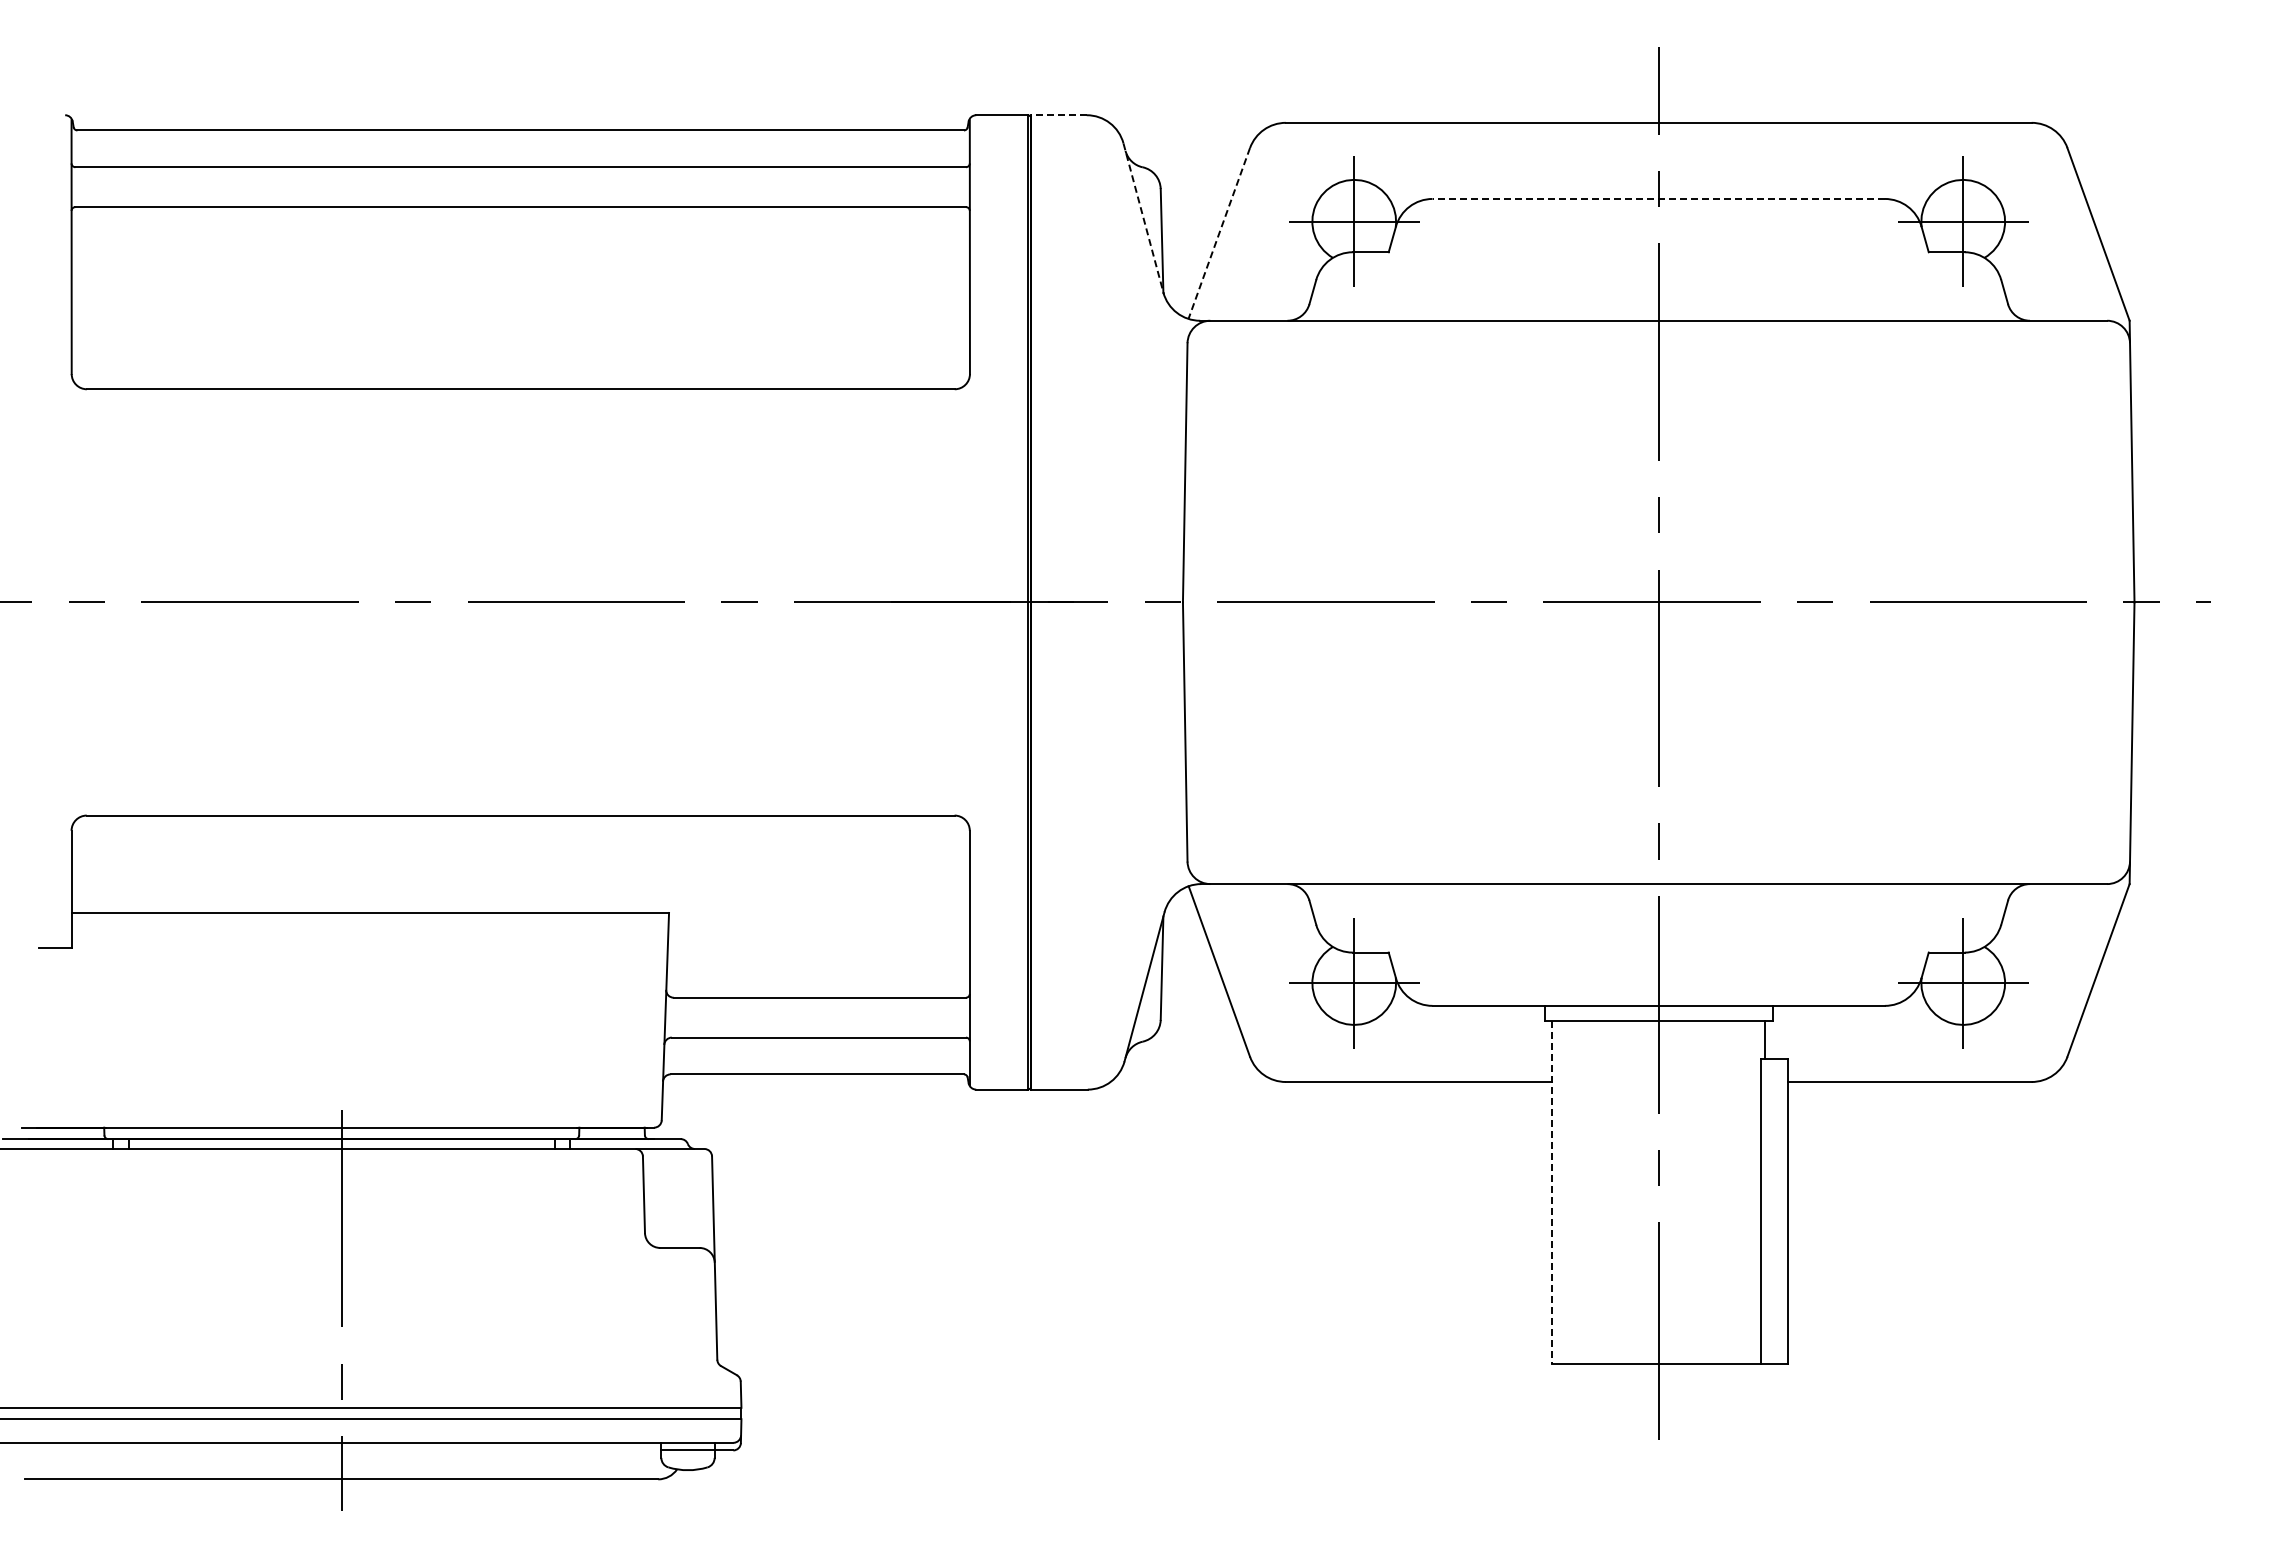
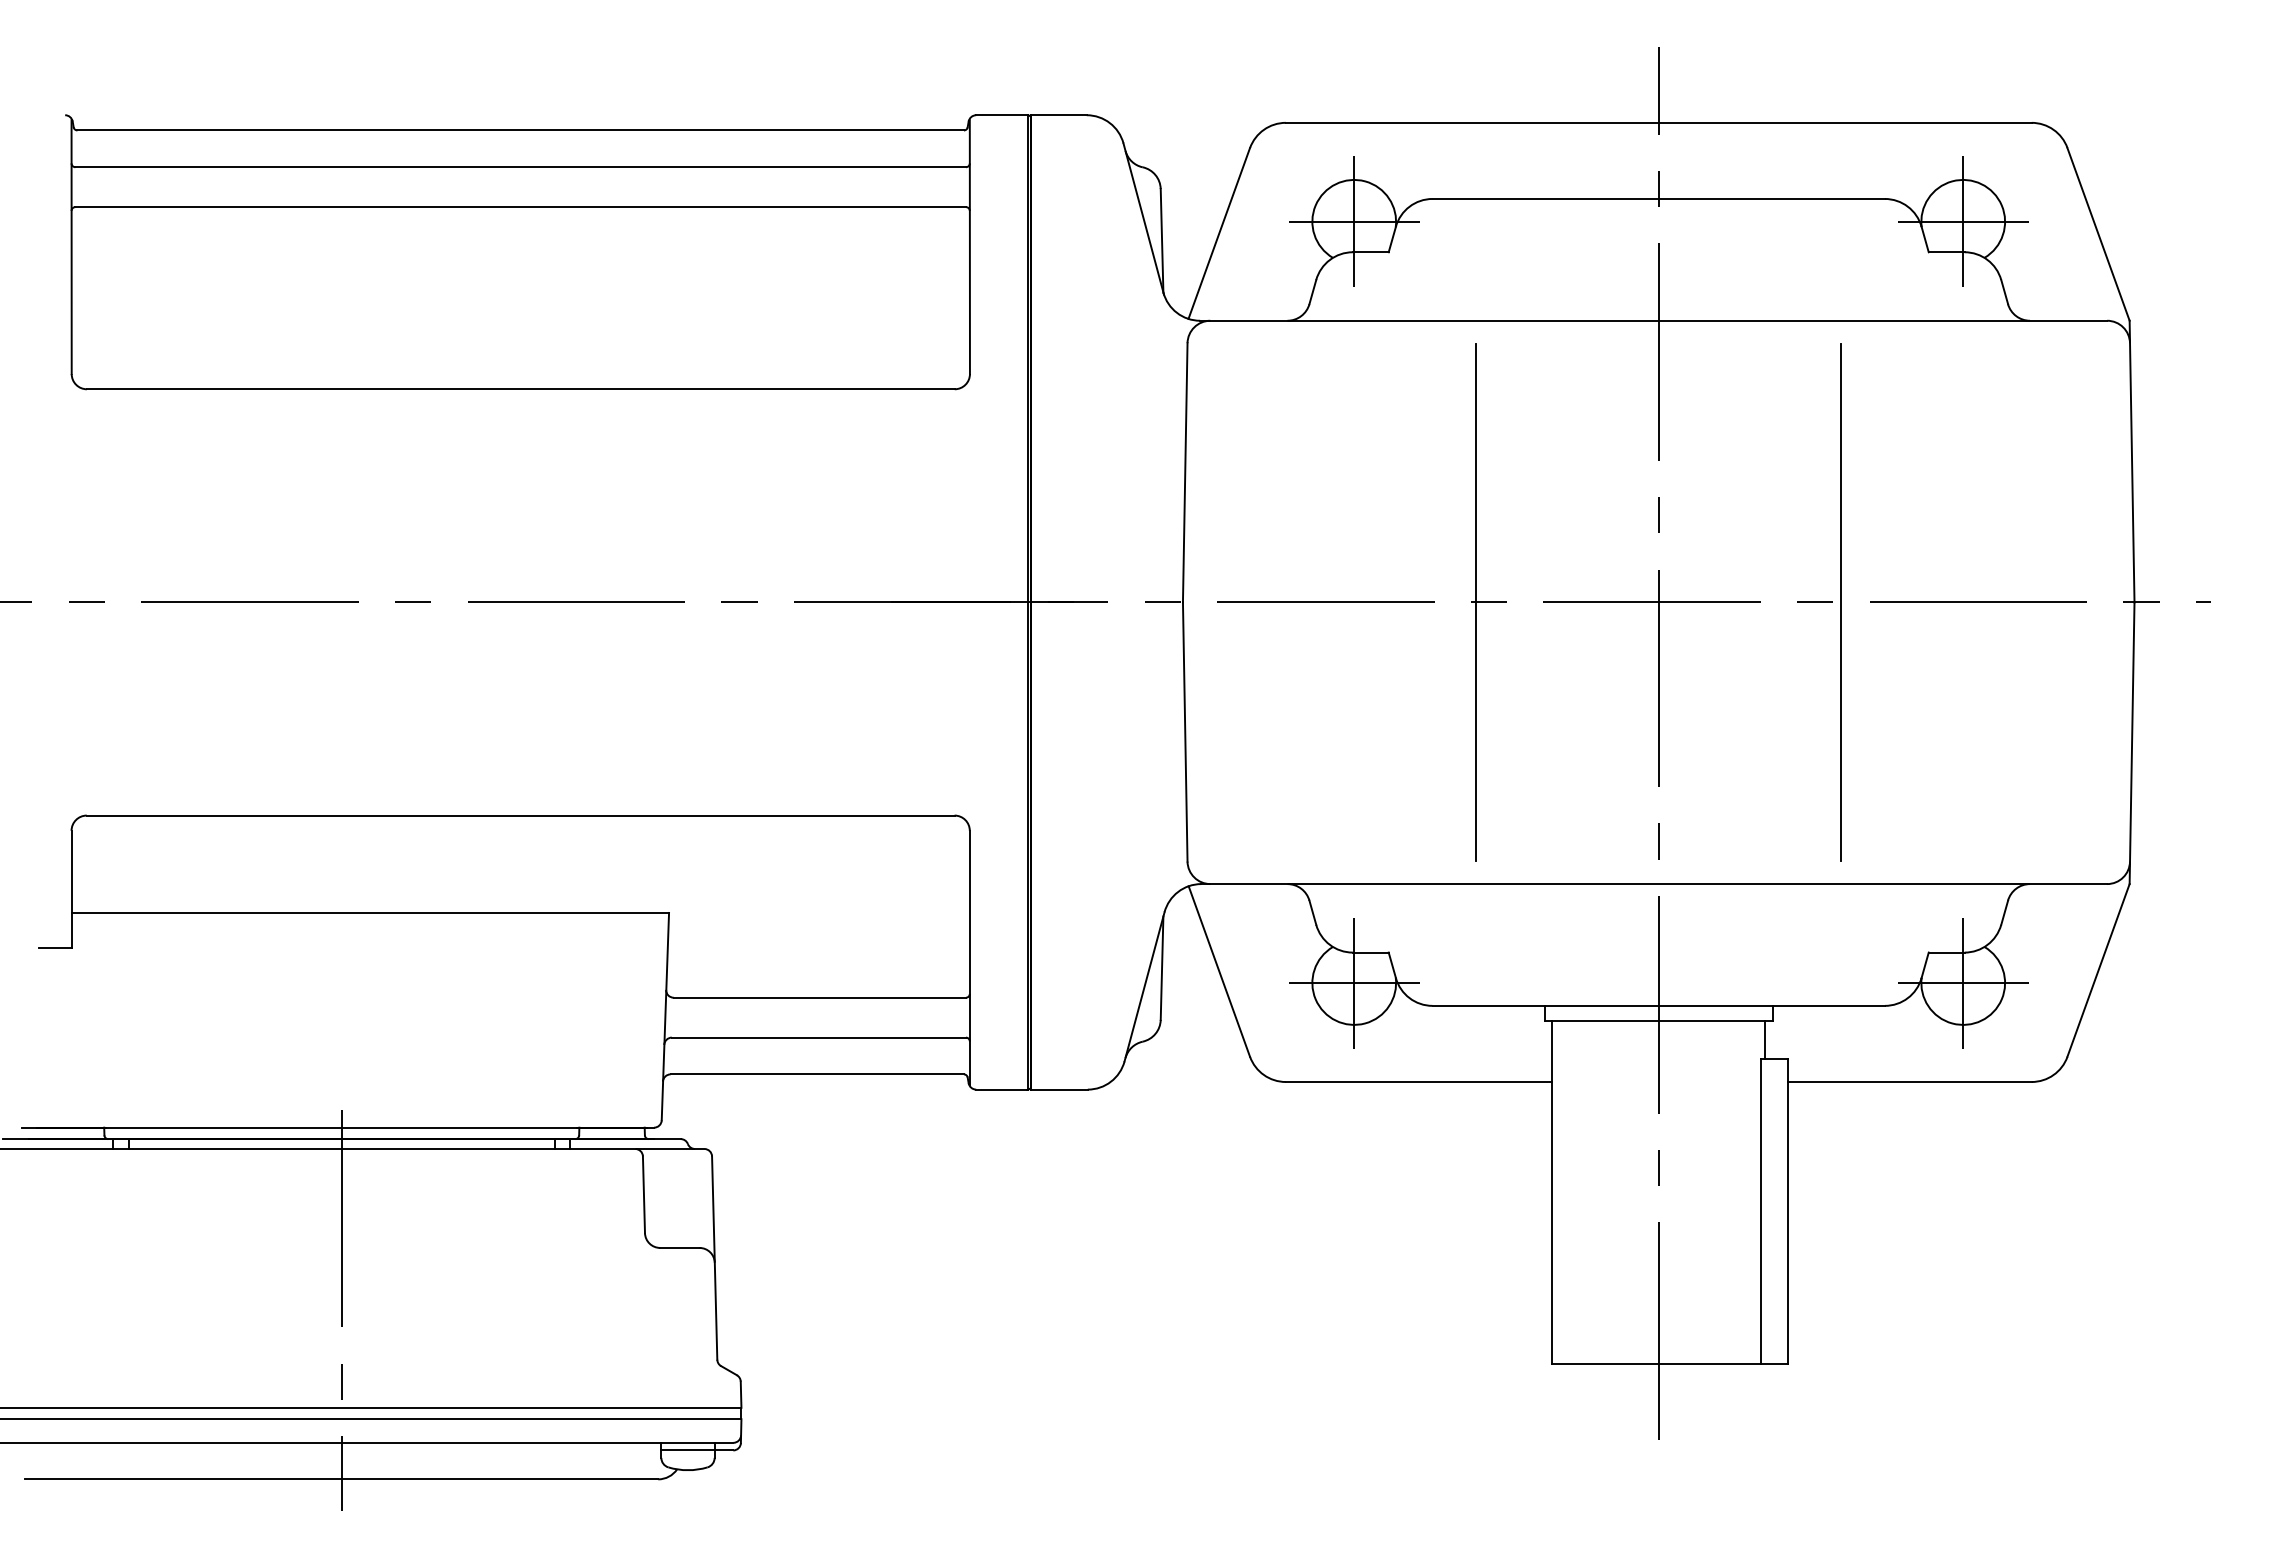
line: dashed -> solid (1058, 115)
line: dashed -> solid (1658, 198)
line: dashed -> solid (1143, 219)
line: dashed -> solid (1219, 233)
line: none -> present (1476, 602)
line: none -> present (1840, 602)
line: dashed -> solid (1552, 1192)
